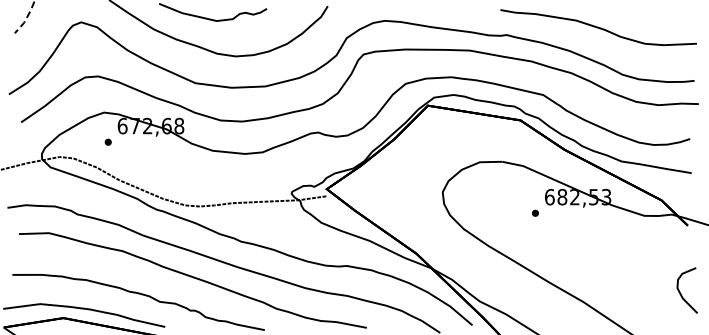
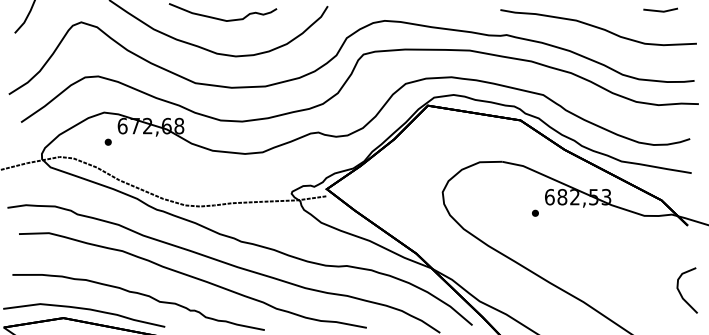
line: none -> present (660, 10)
line: dashed -> solid (26, 18)
curve position: (211, 18) -> (221, 18) (221, 18)
